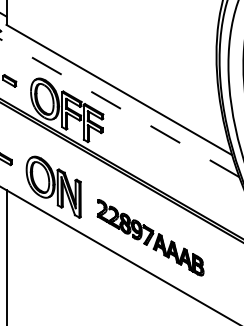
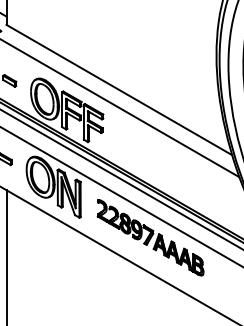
line: dashed -> solid (119, 107)
line: none -> present (121, 178)
line: none -> present (121, 196)
